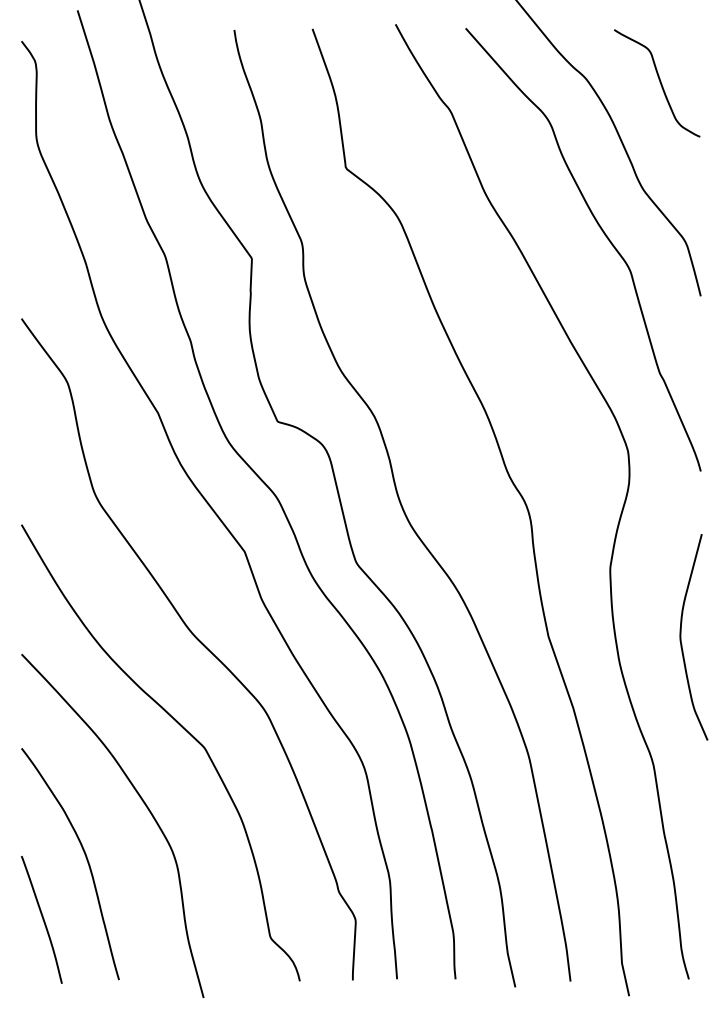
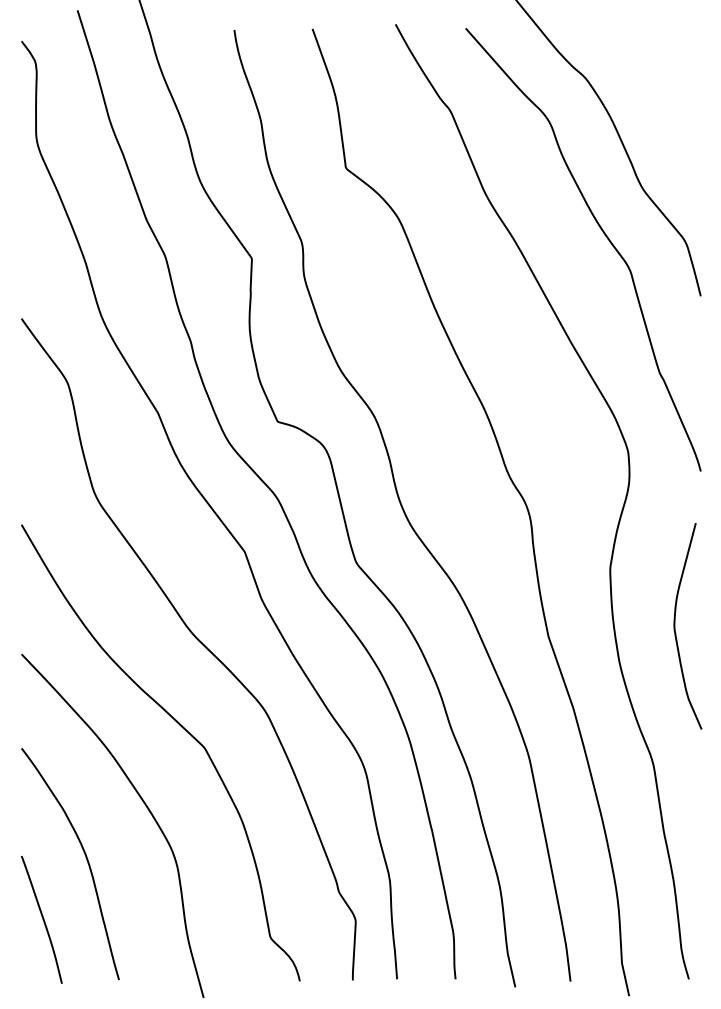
curve: present -> none (659, 82)
curve position: (681, 637) -> (675, 626) (675, 626)
